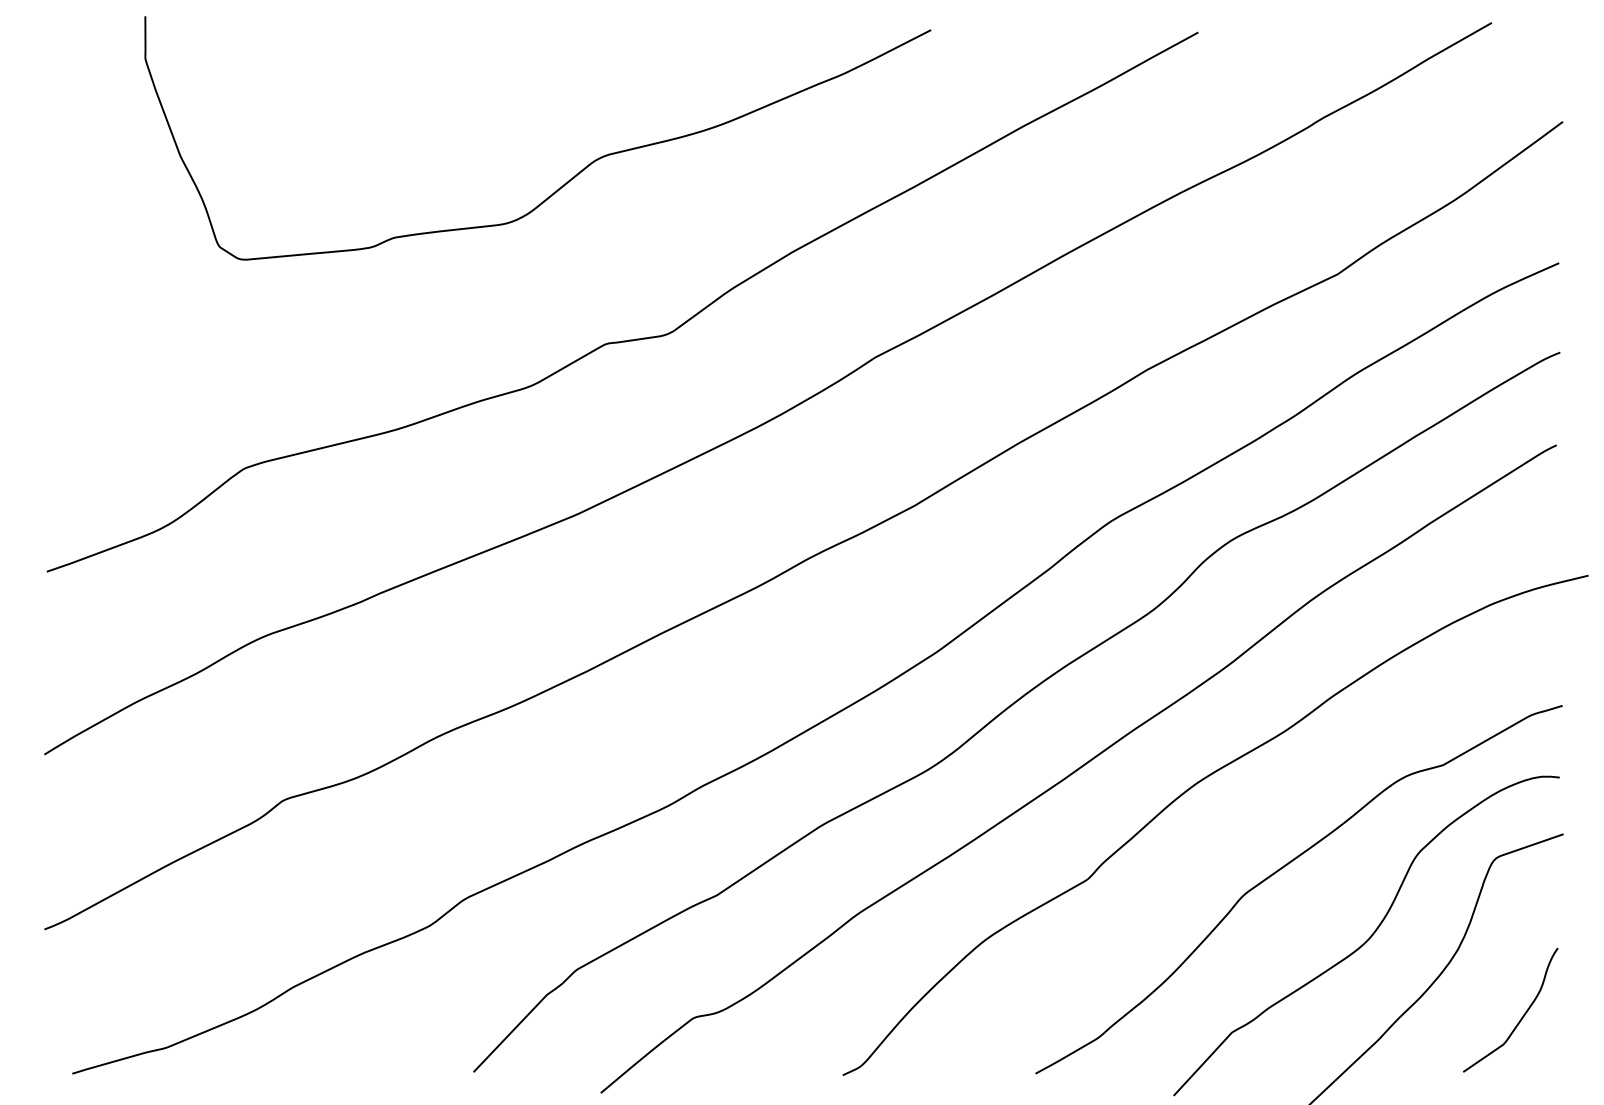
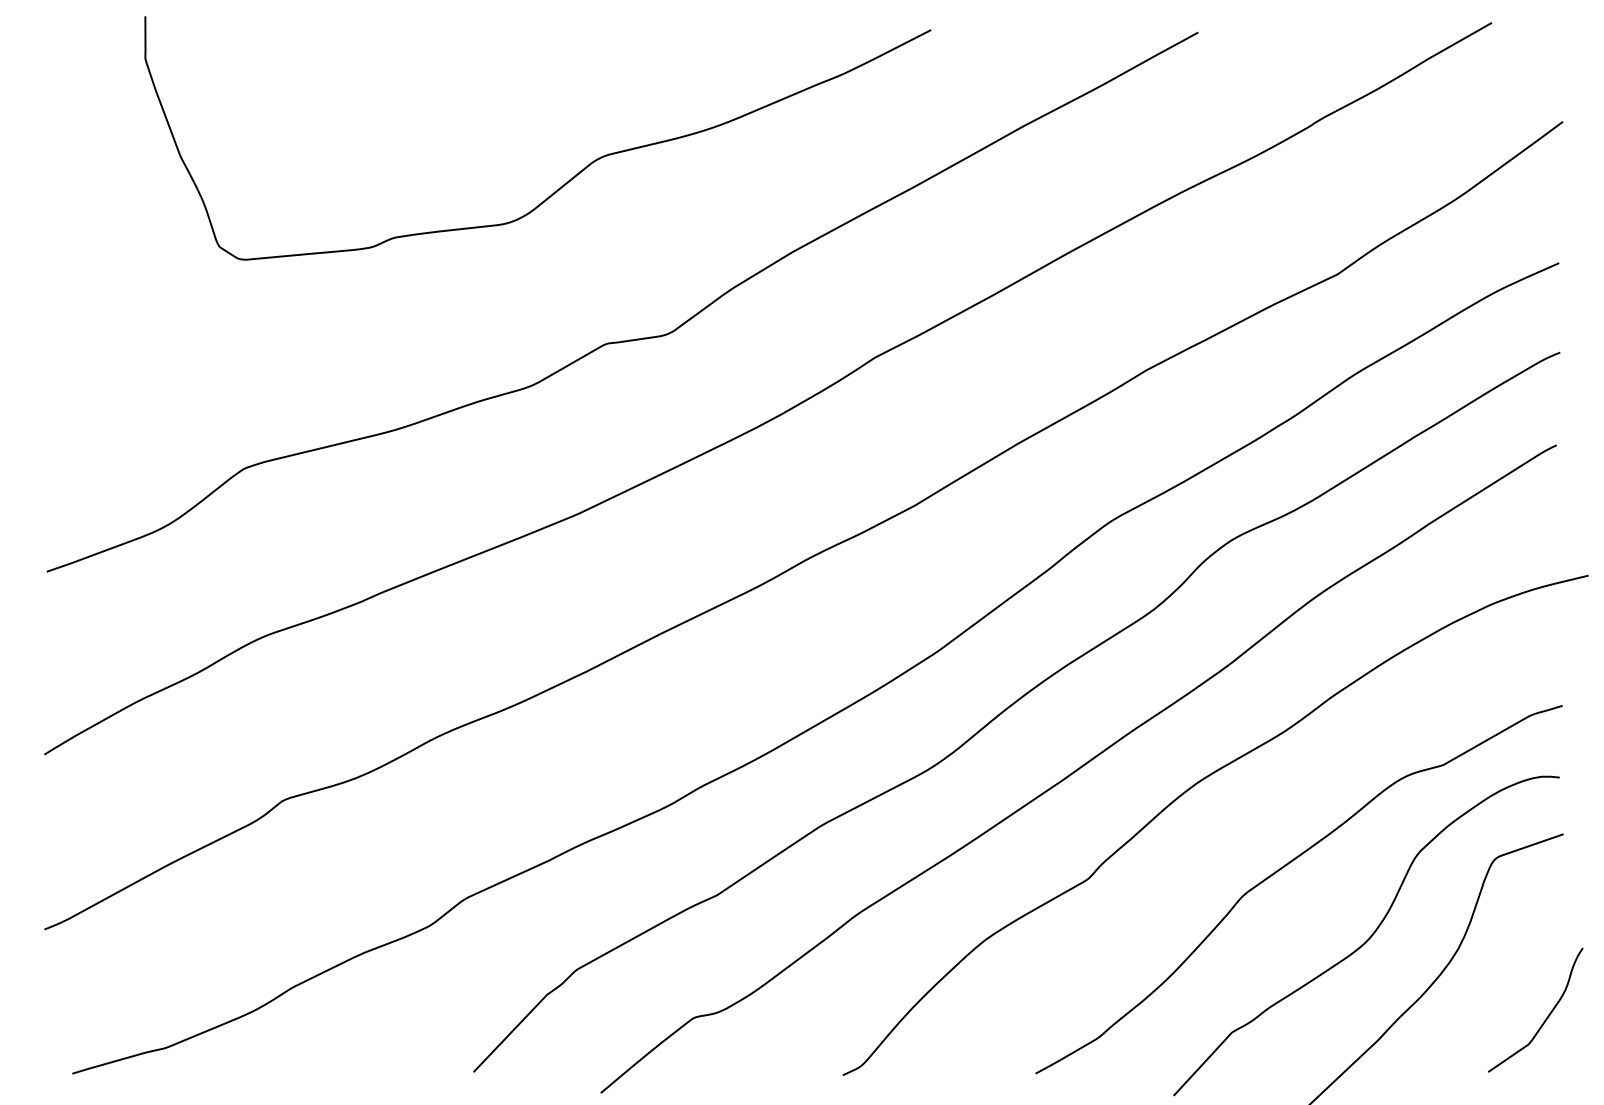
curve position: (1520, 1018) -> (1545, 1018) (1545, 1018)
